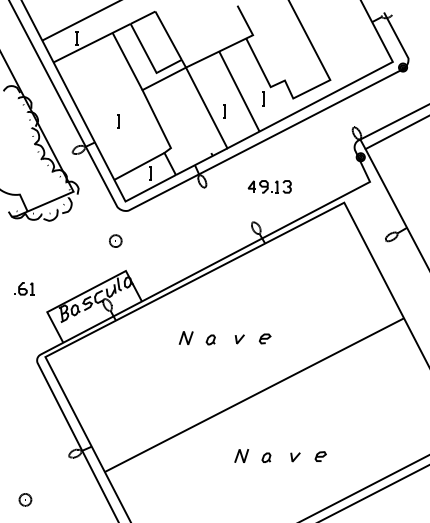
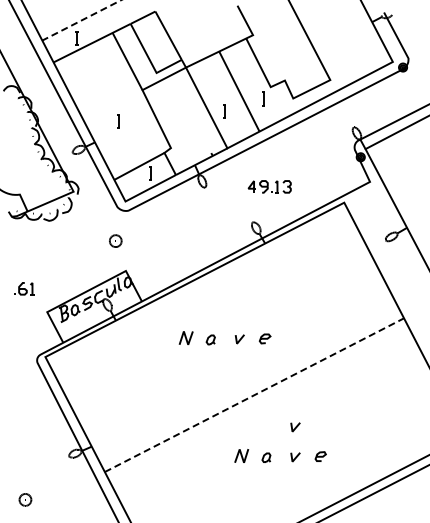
line: solid -> dashed (80, 21)
line: solid -> dashed (253, 395)
line: none -> present (295, 427)
